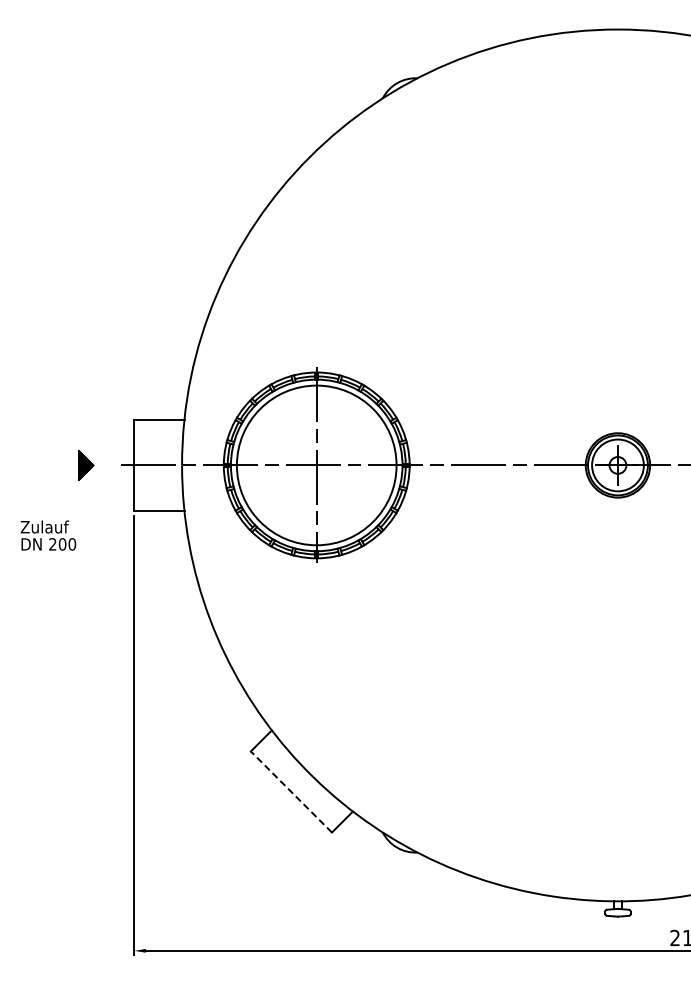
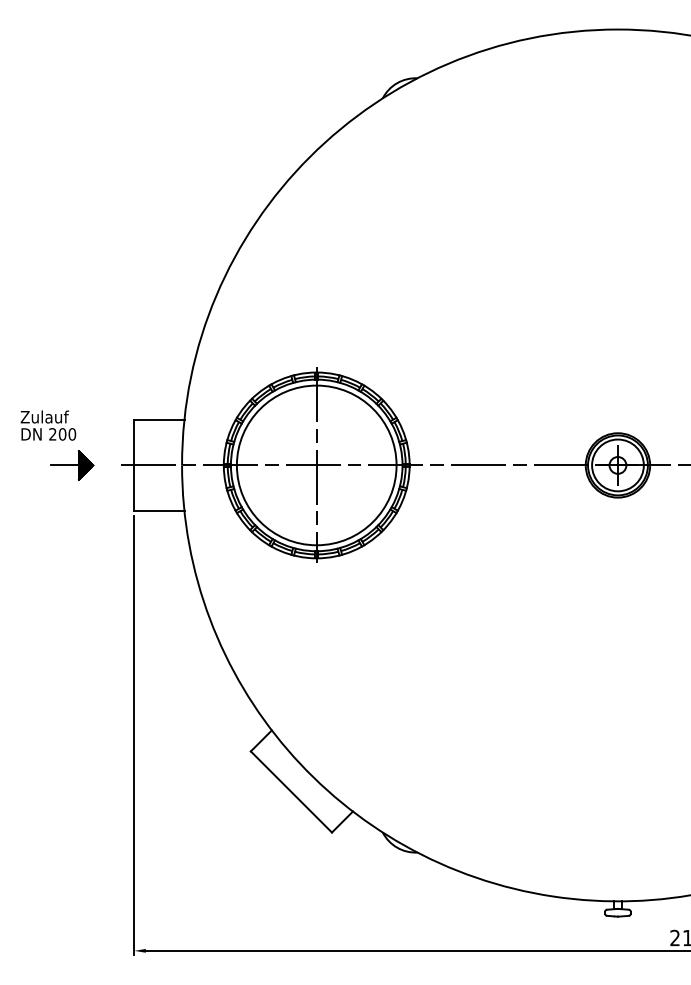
line: none -> present (64, 465)
text position: (48, 535) -> (48, 425) (48, 425)
line: dashed -> solid (291, 791)
